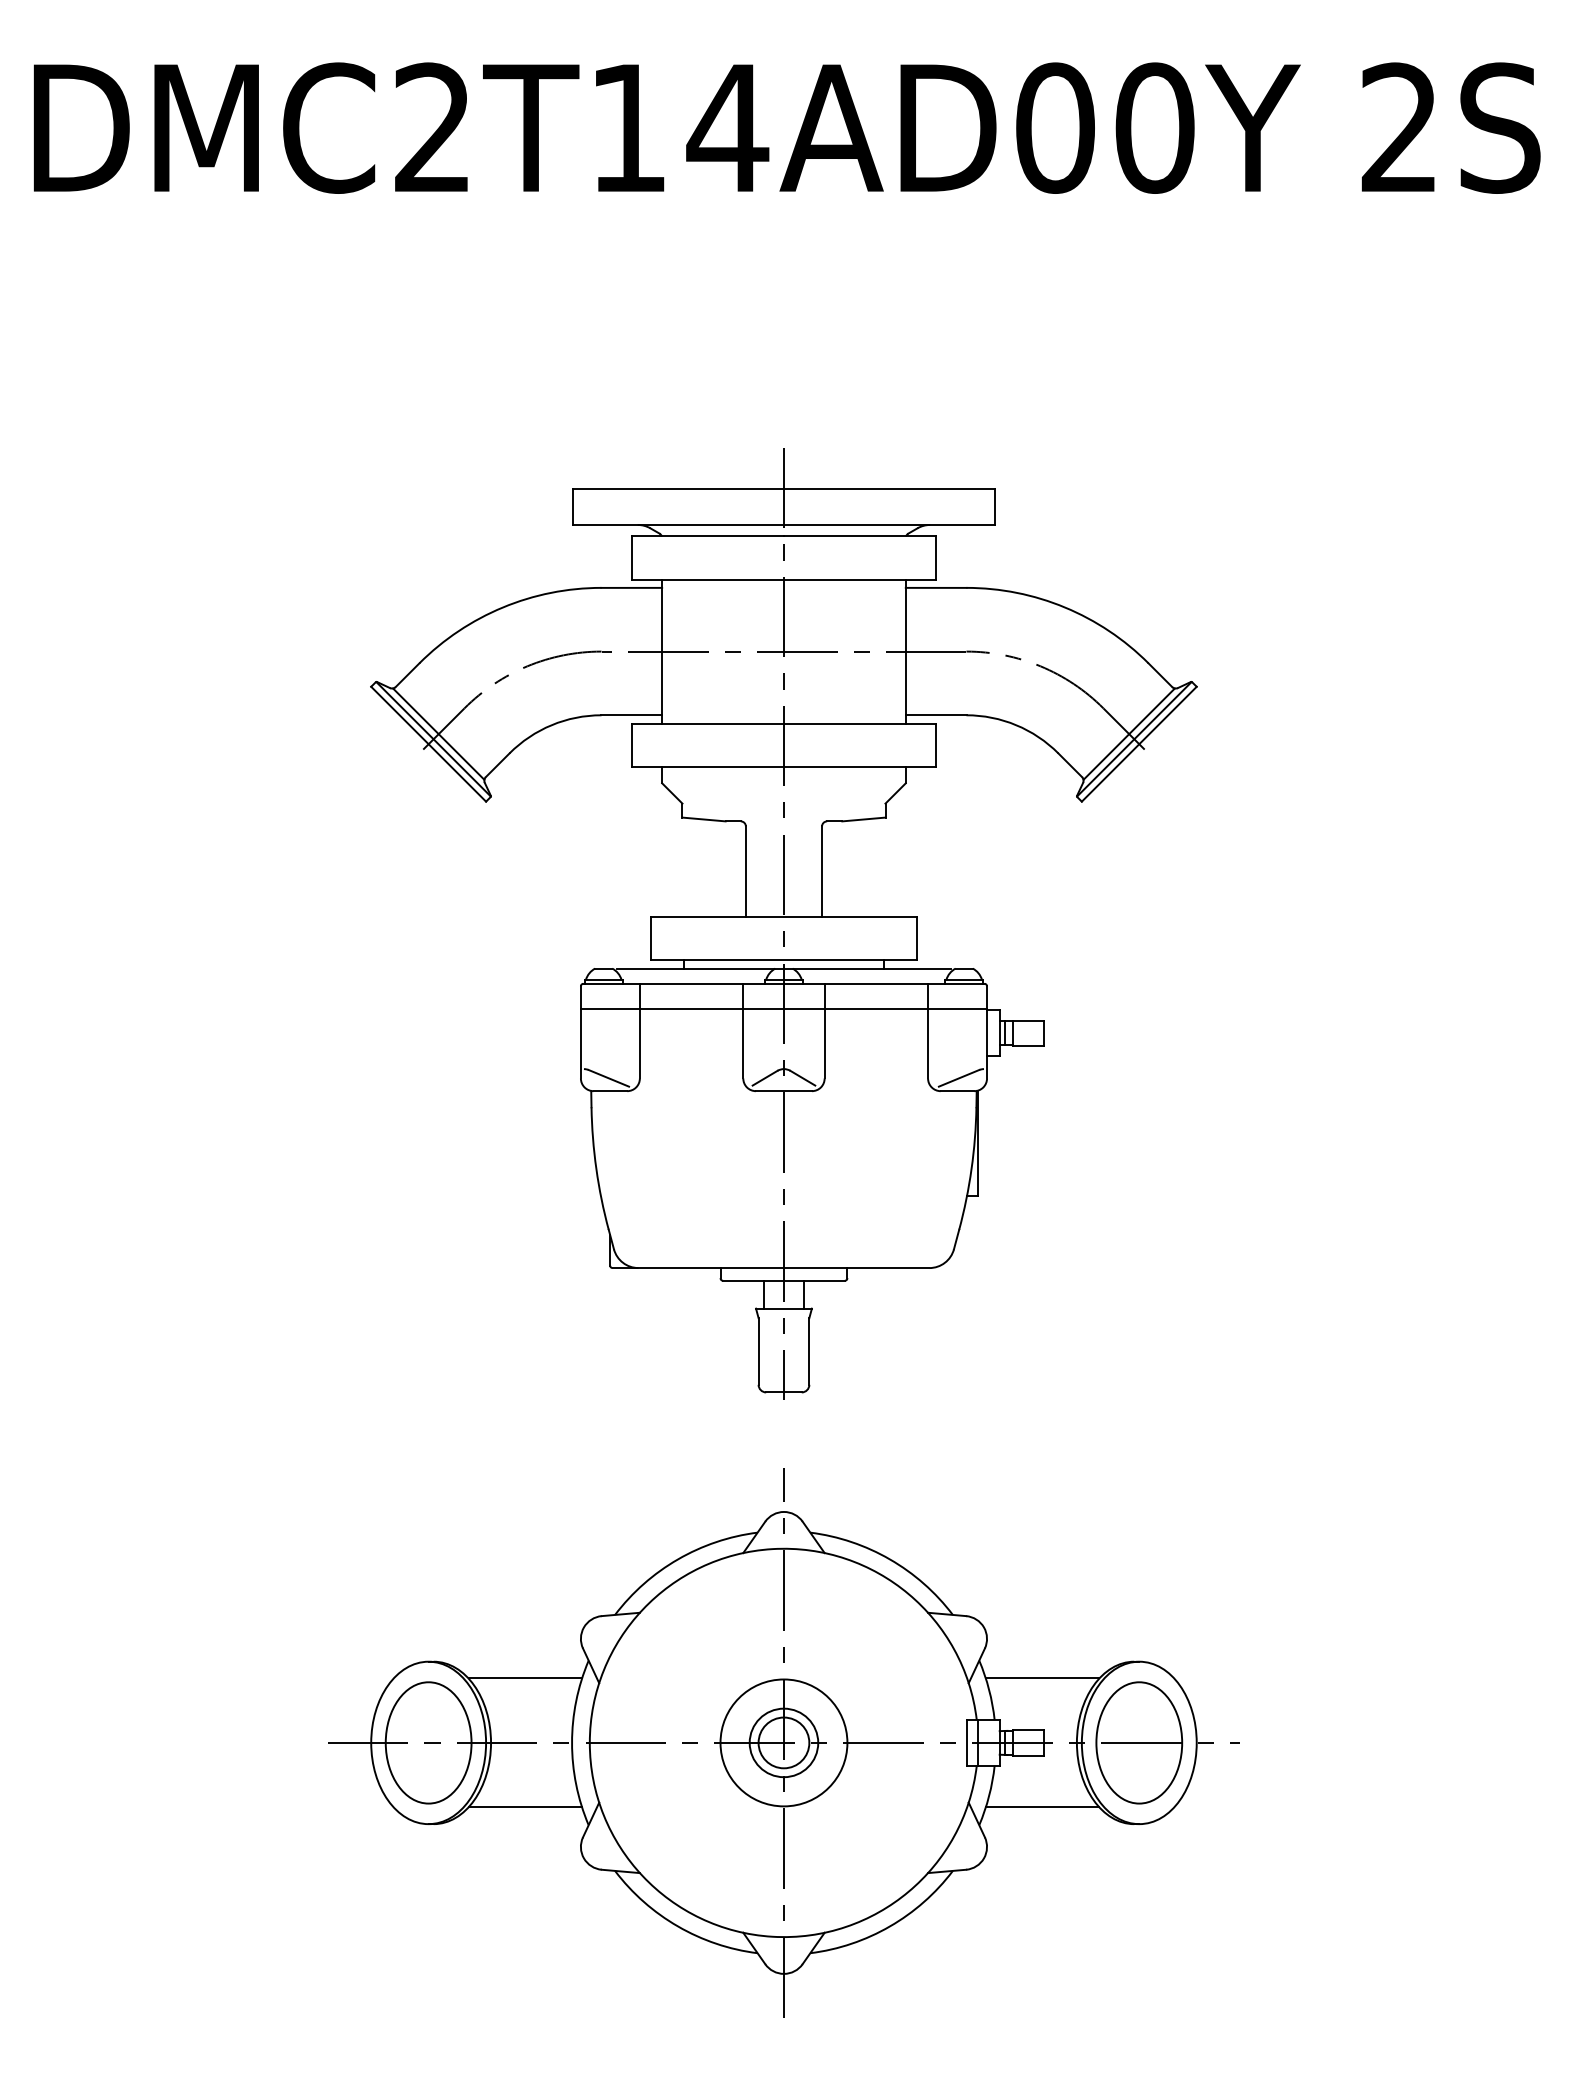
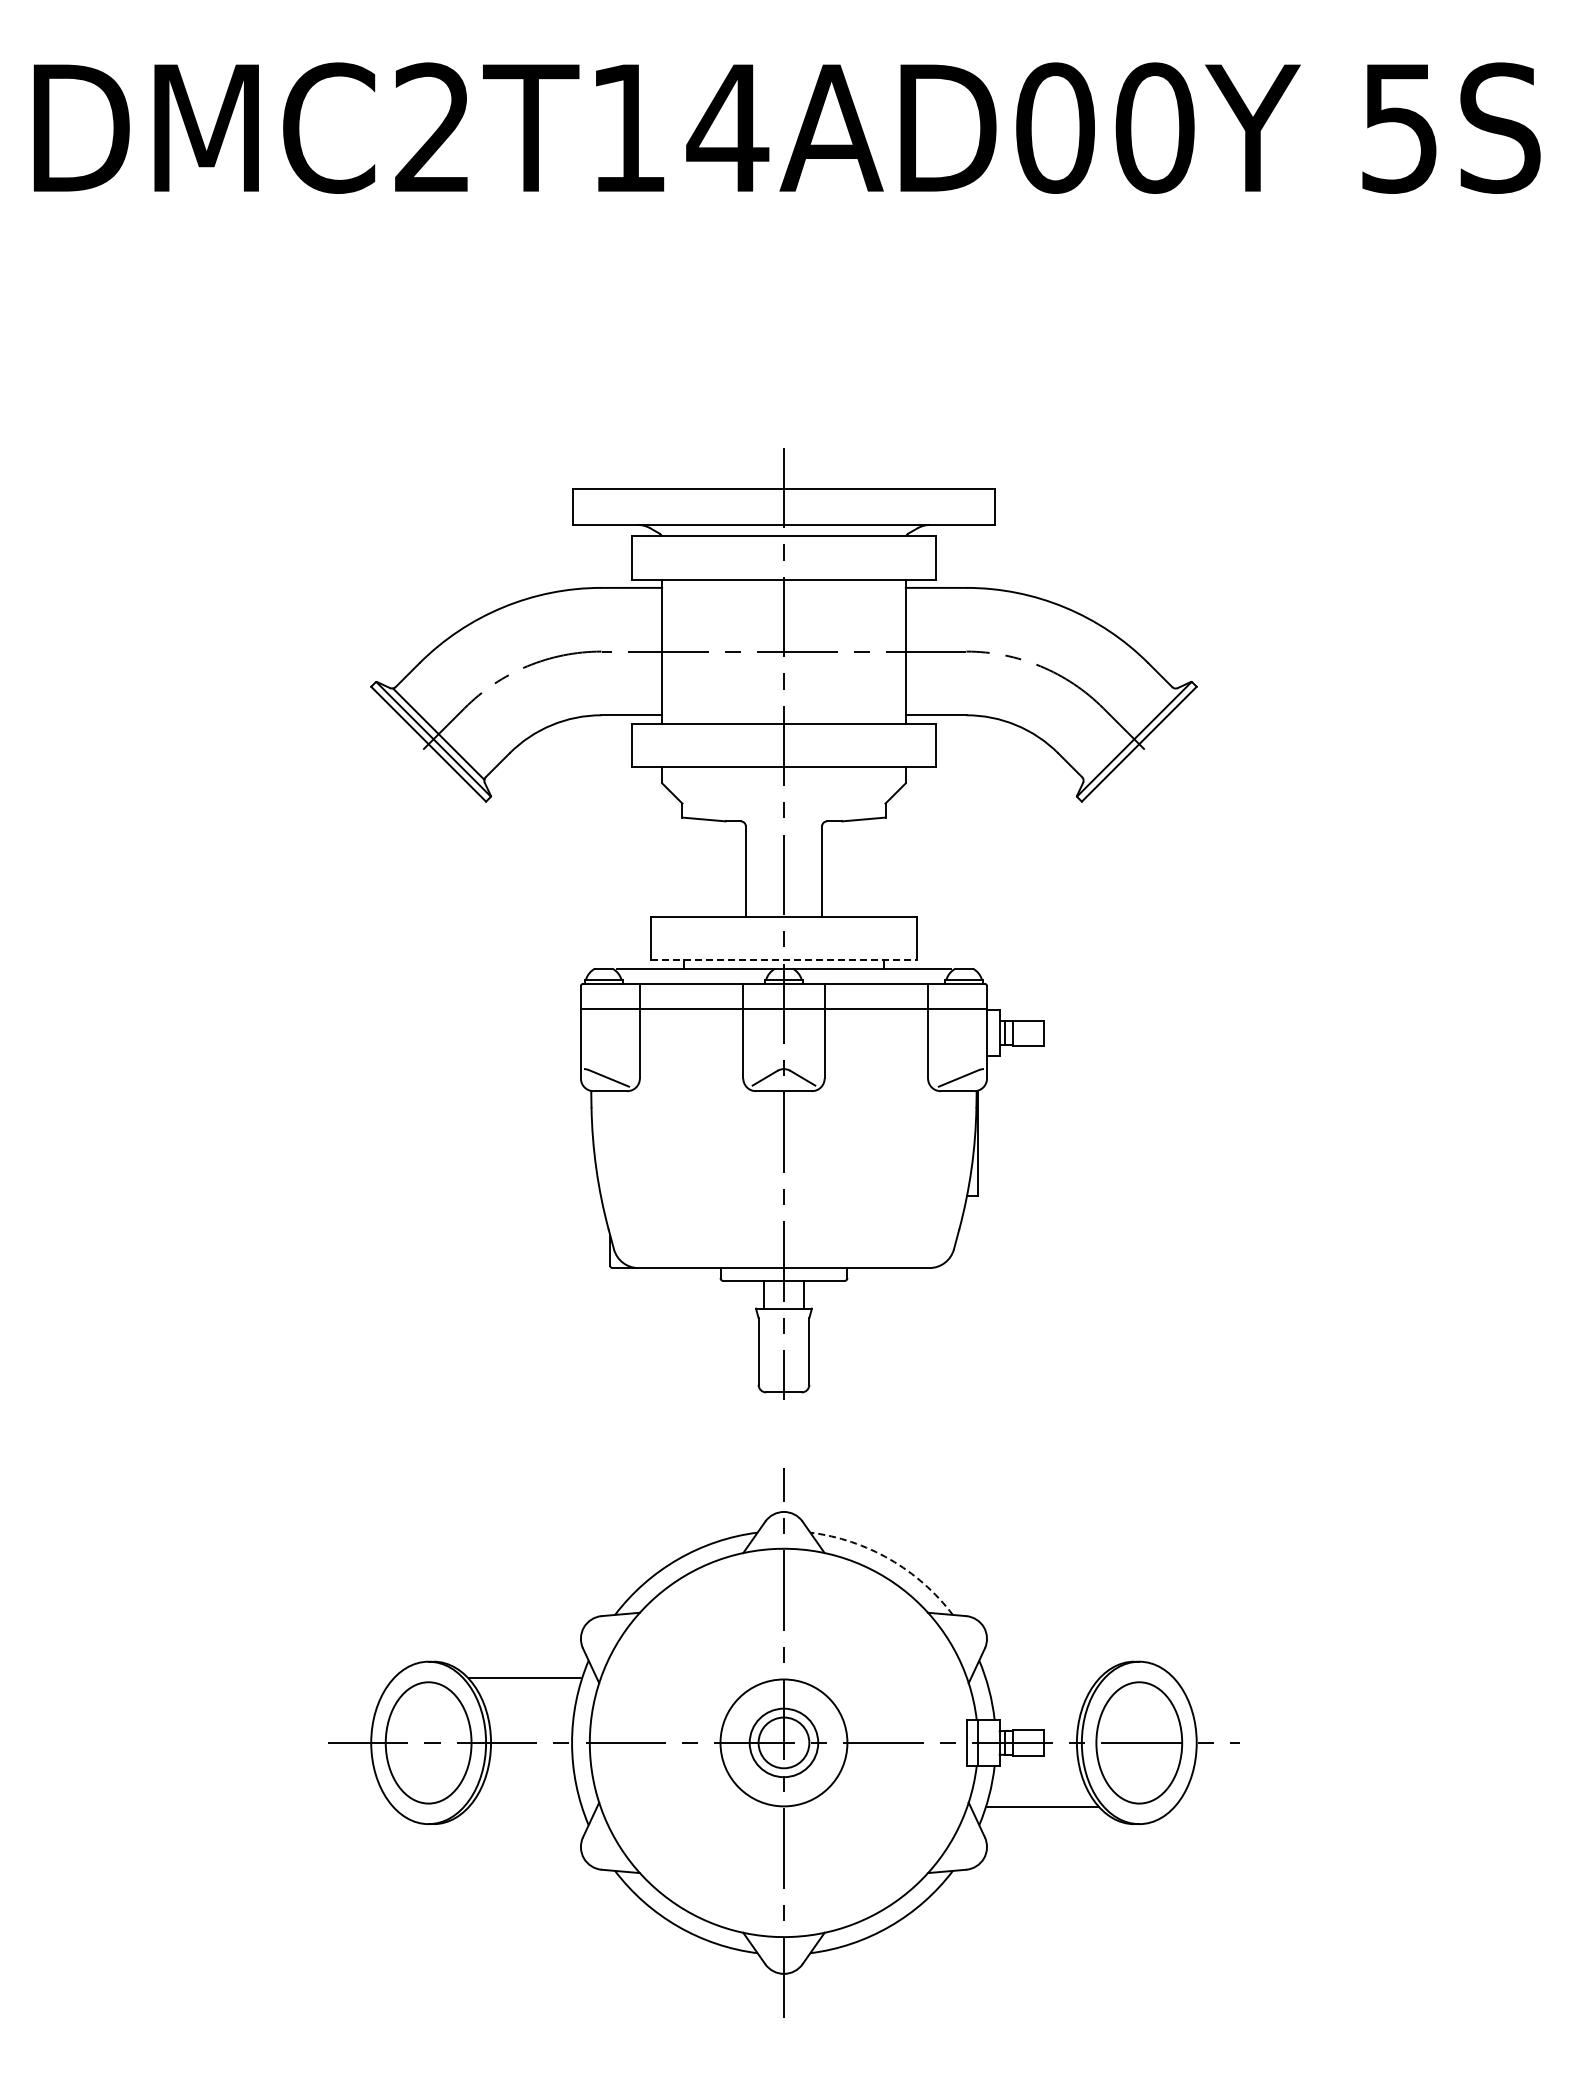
text: 2S -> 5S (1398, 127)
line: present -> none (1128, 733)
line: solid -> dashed (784, 959)
arc: solid -> dashed (889, 1559)
line: present -> none (1042, 1678)
line: present -> none (525, 1807)
